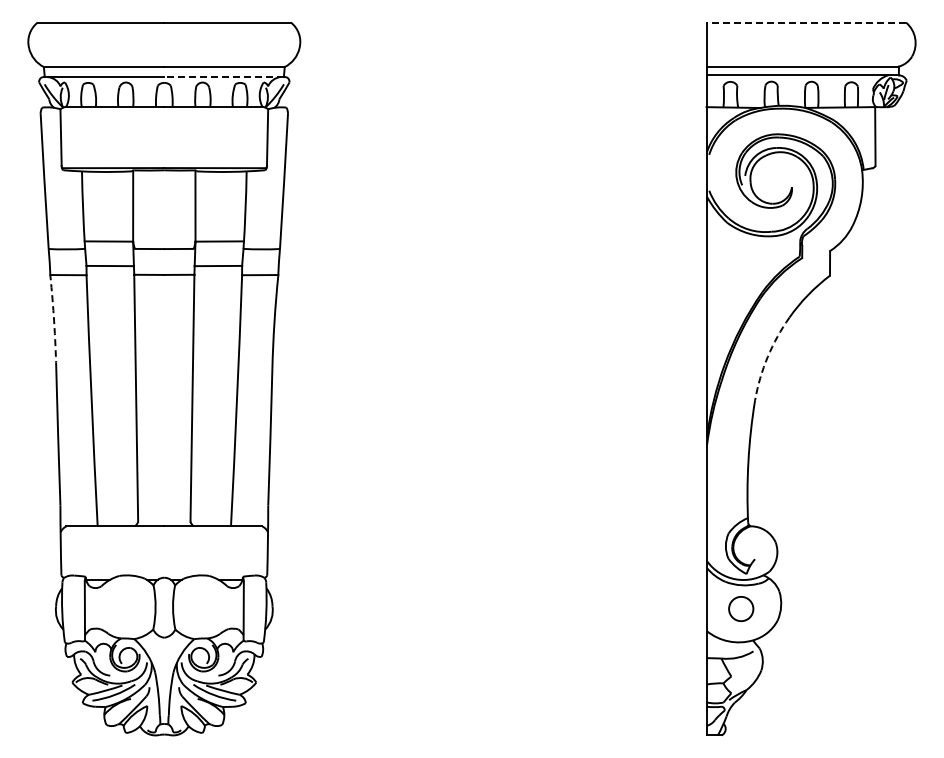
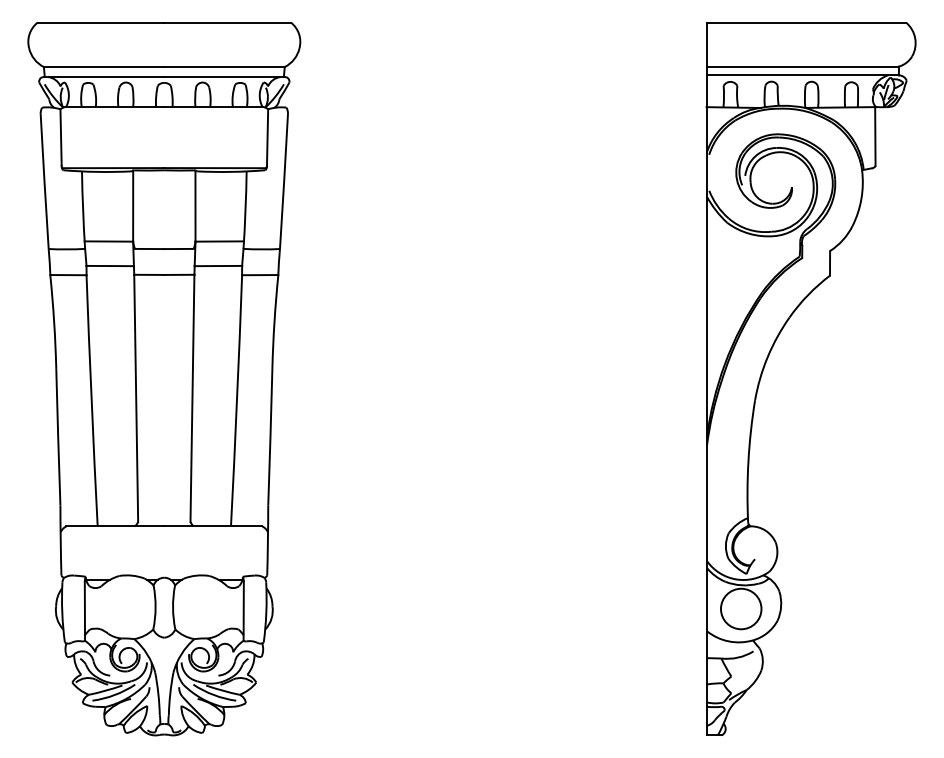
line: dashed -> solid (806, 22)
line: dashed -> solid (224, 77)
arc: dashed -> solid (54, 321)
arc: dashed -> solid (767, 356)
circle diameter: 24 px -> 41 px (740, 608)
